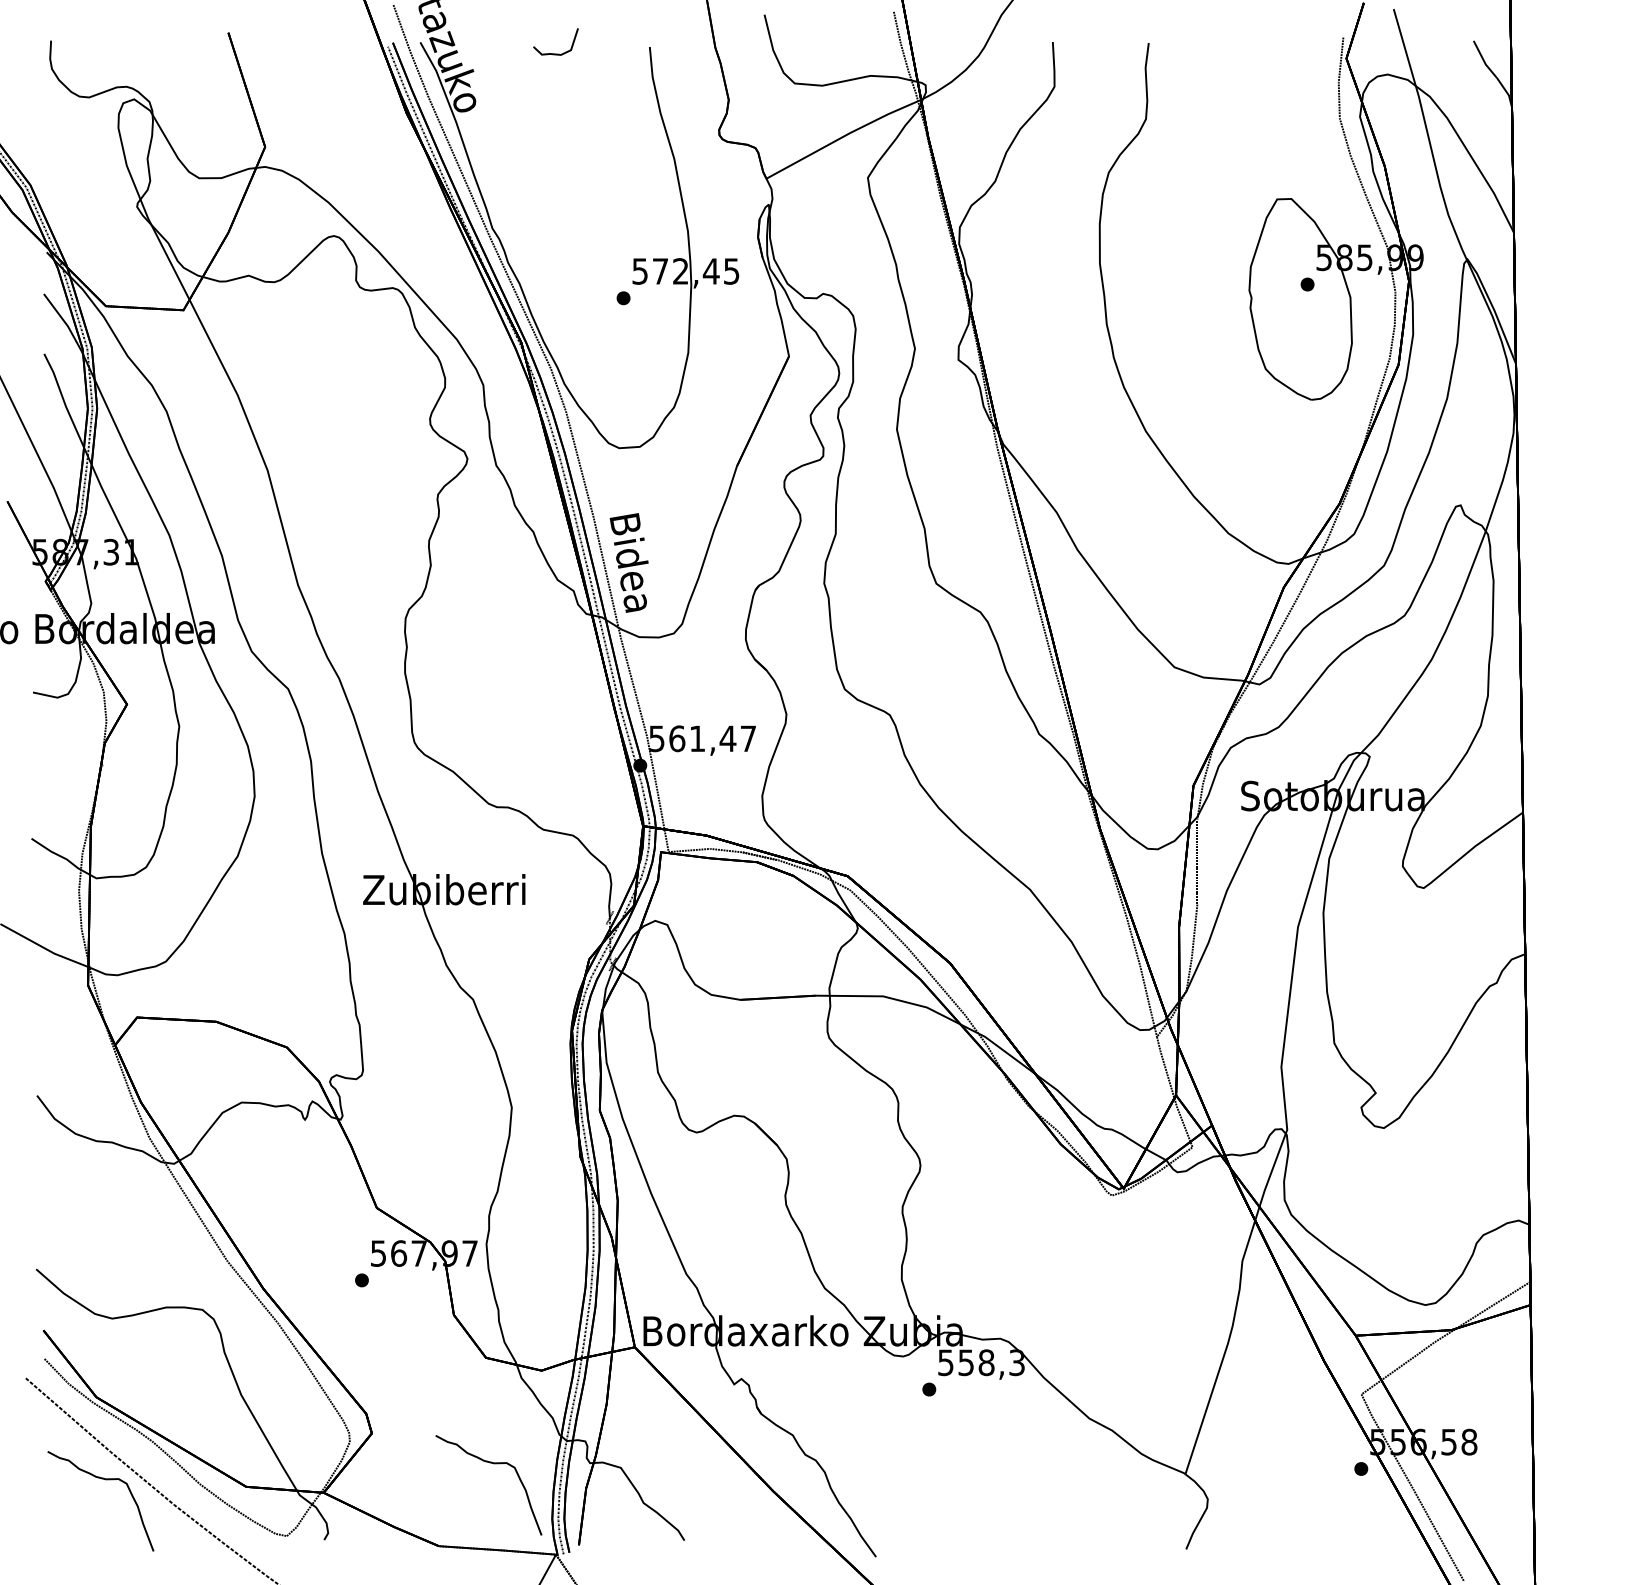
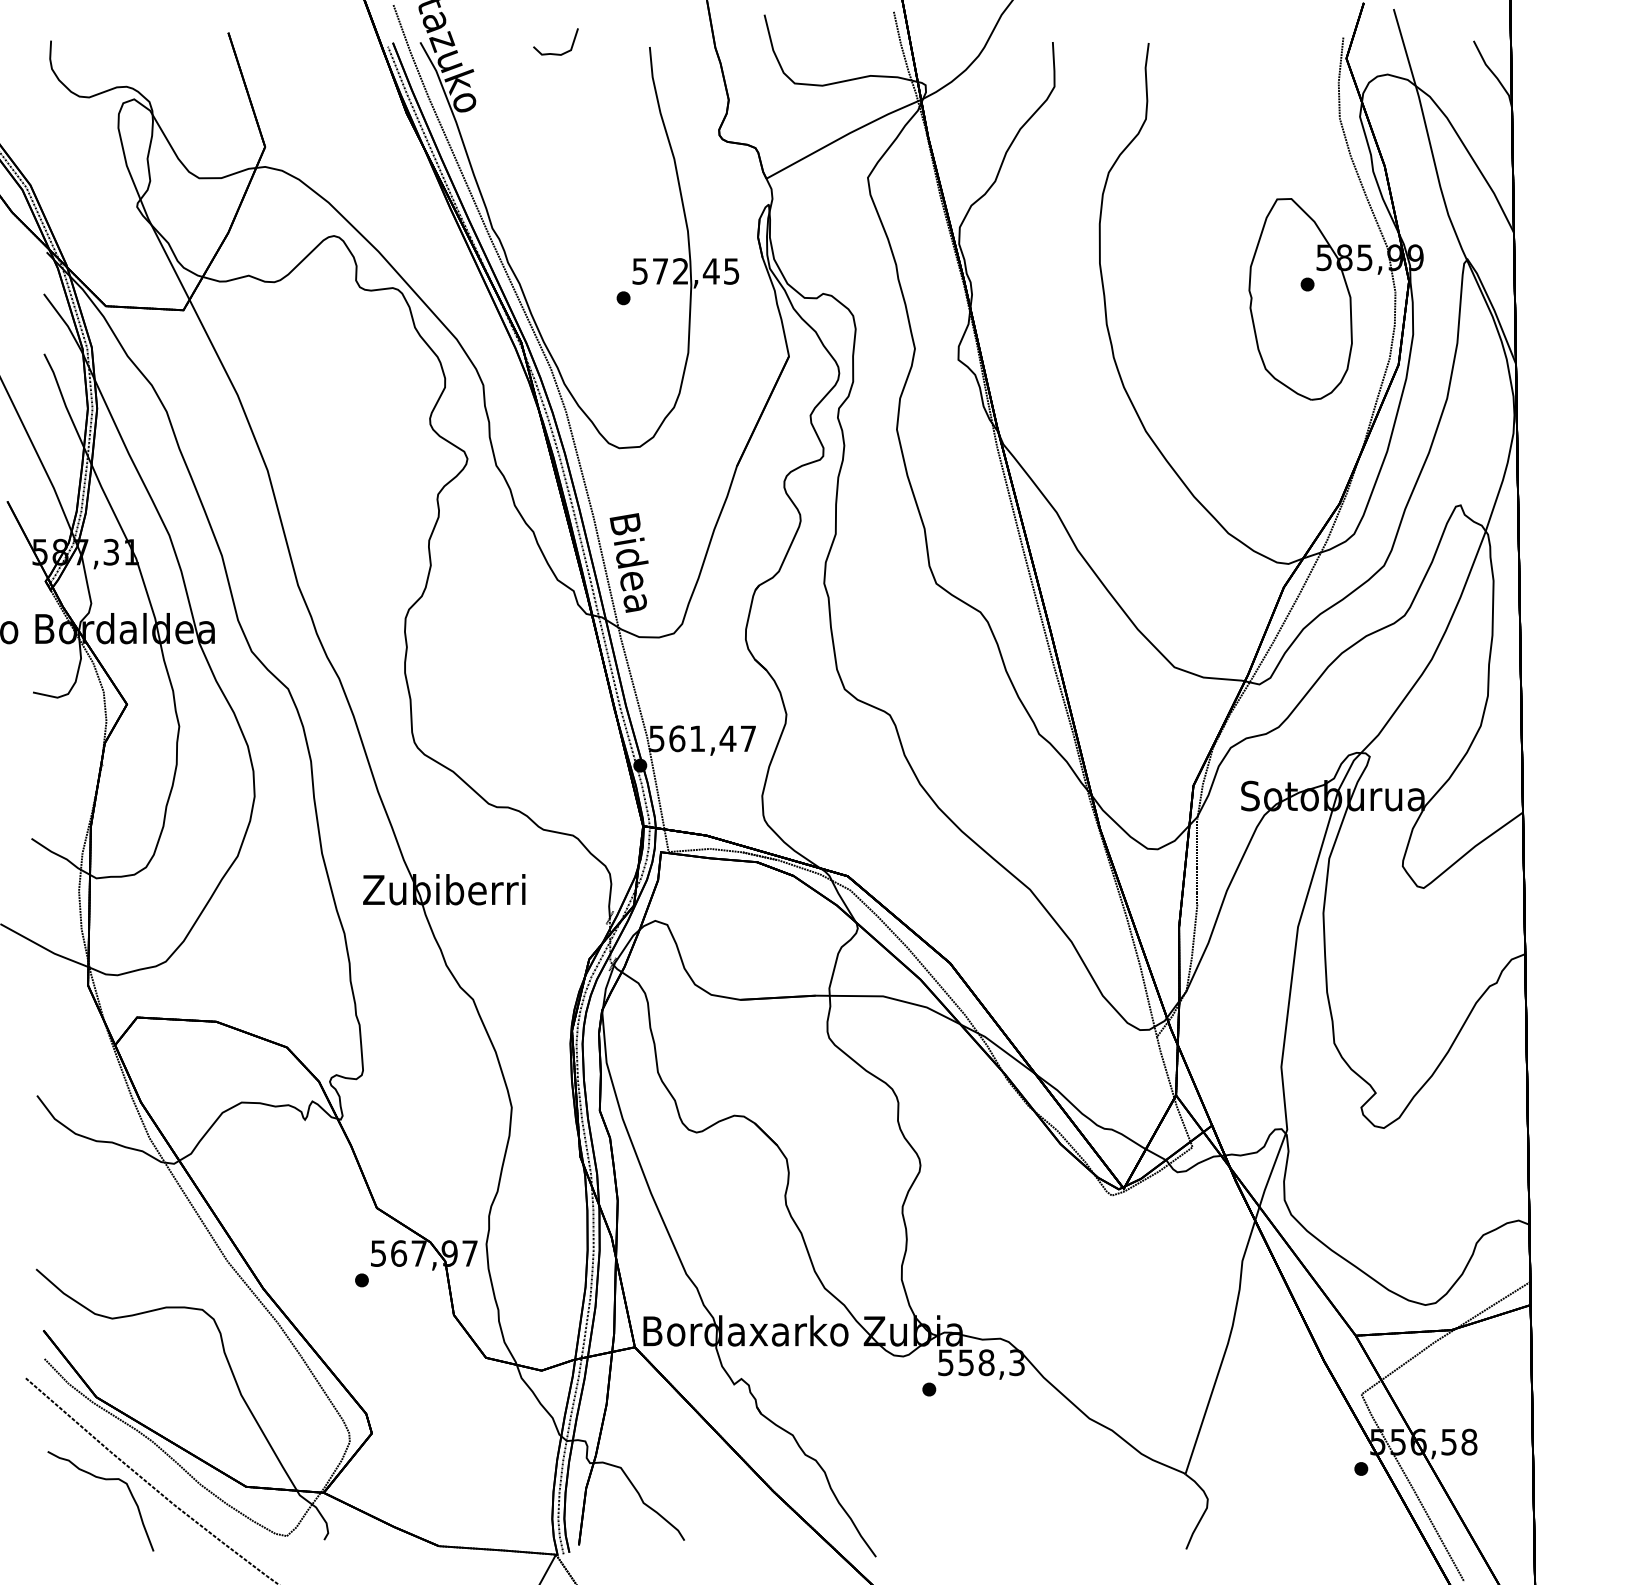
curve: present -> none (493, 1464)
